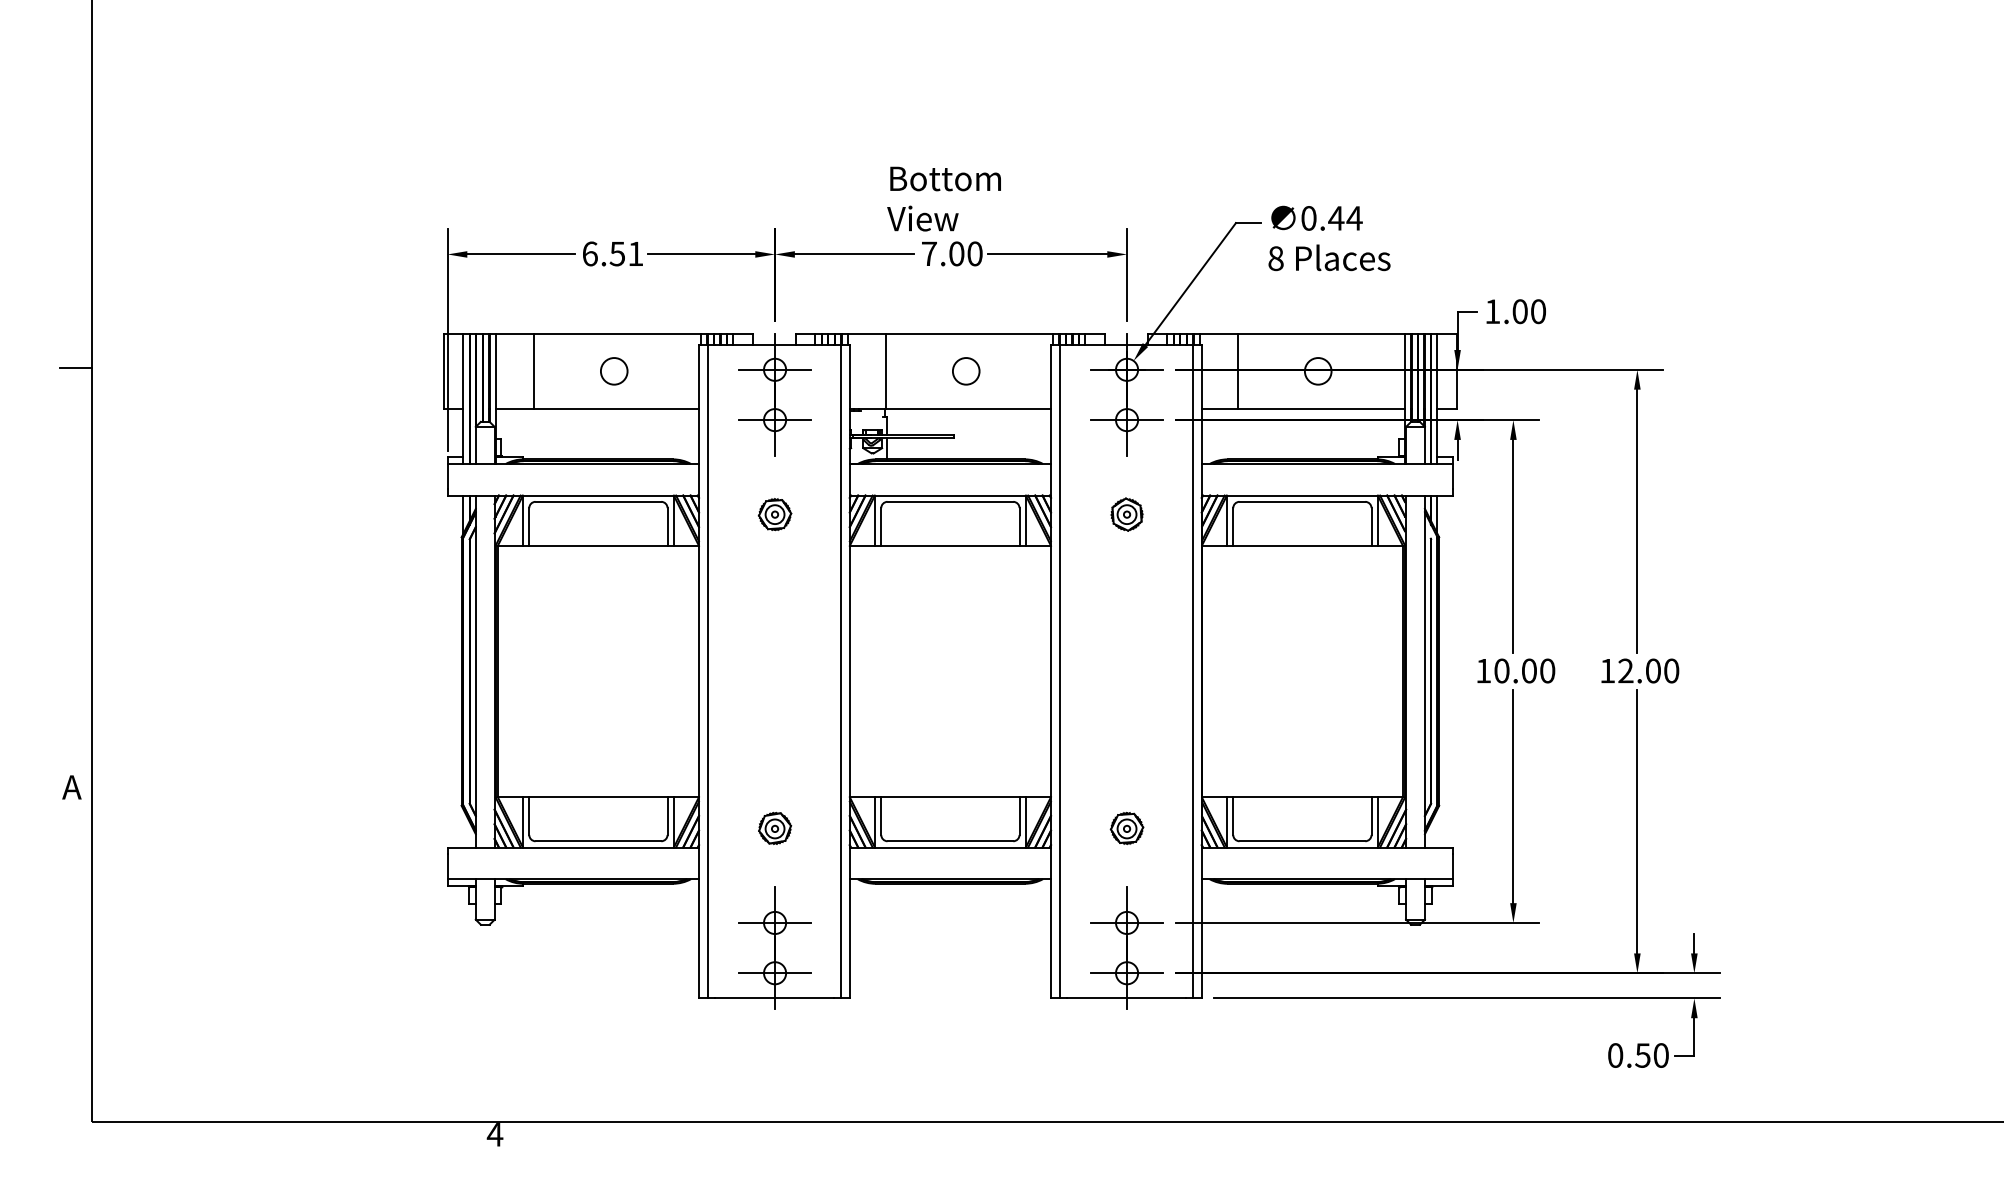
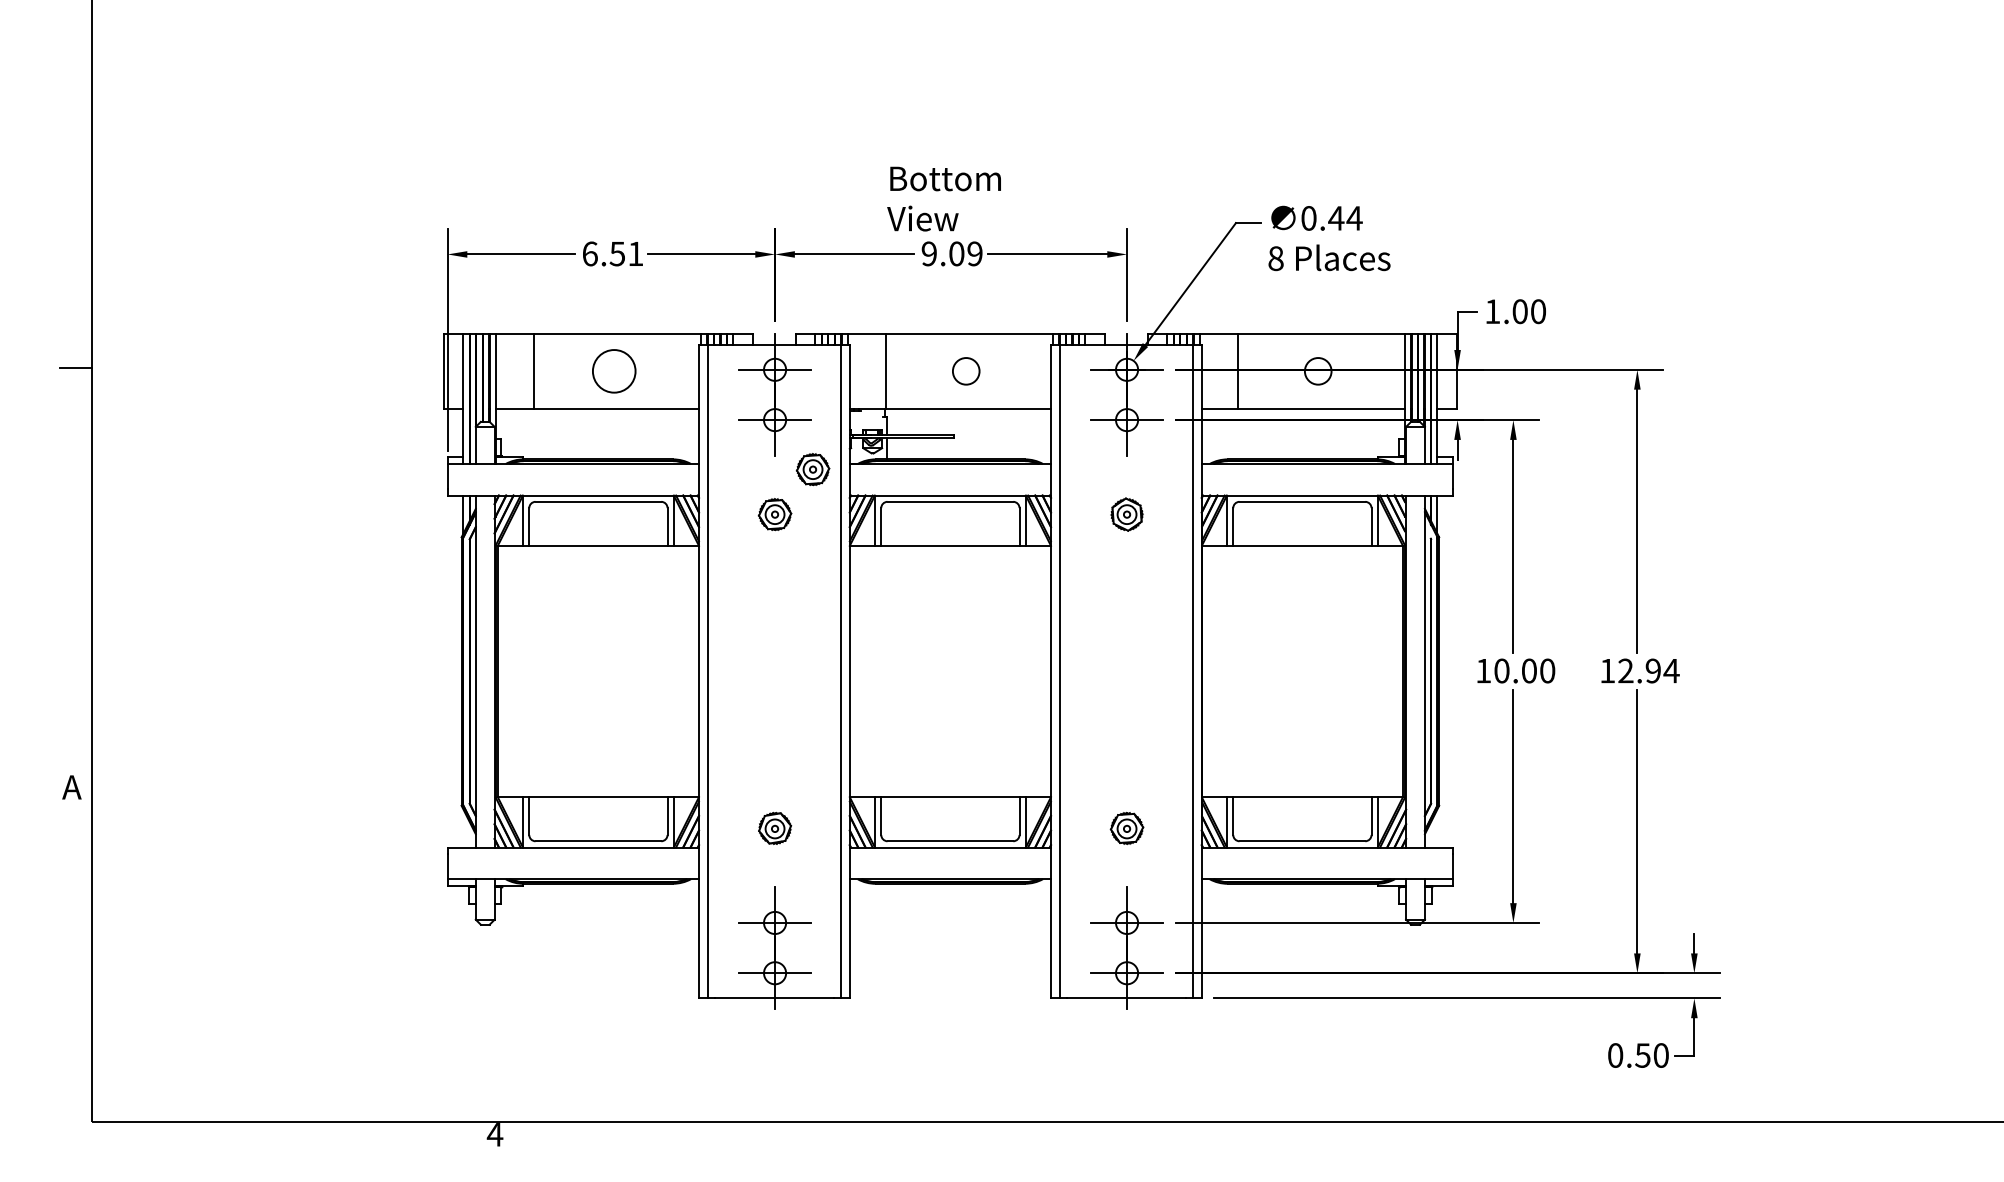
text: 7.00 -> 9.09 (951, 253)
circle diameter: 27 px -> 43 px (613, 371)
part: none -> present (812, 469)
text: 12.00 -> 12.94 (1662, 670)
